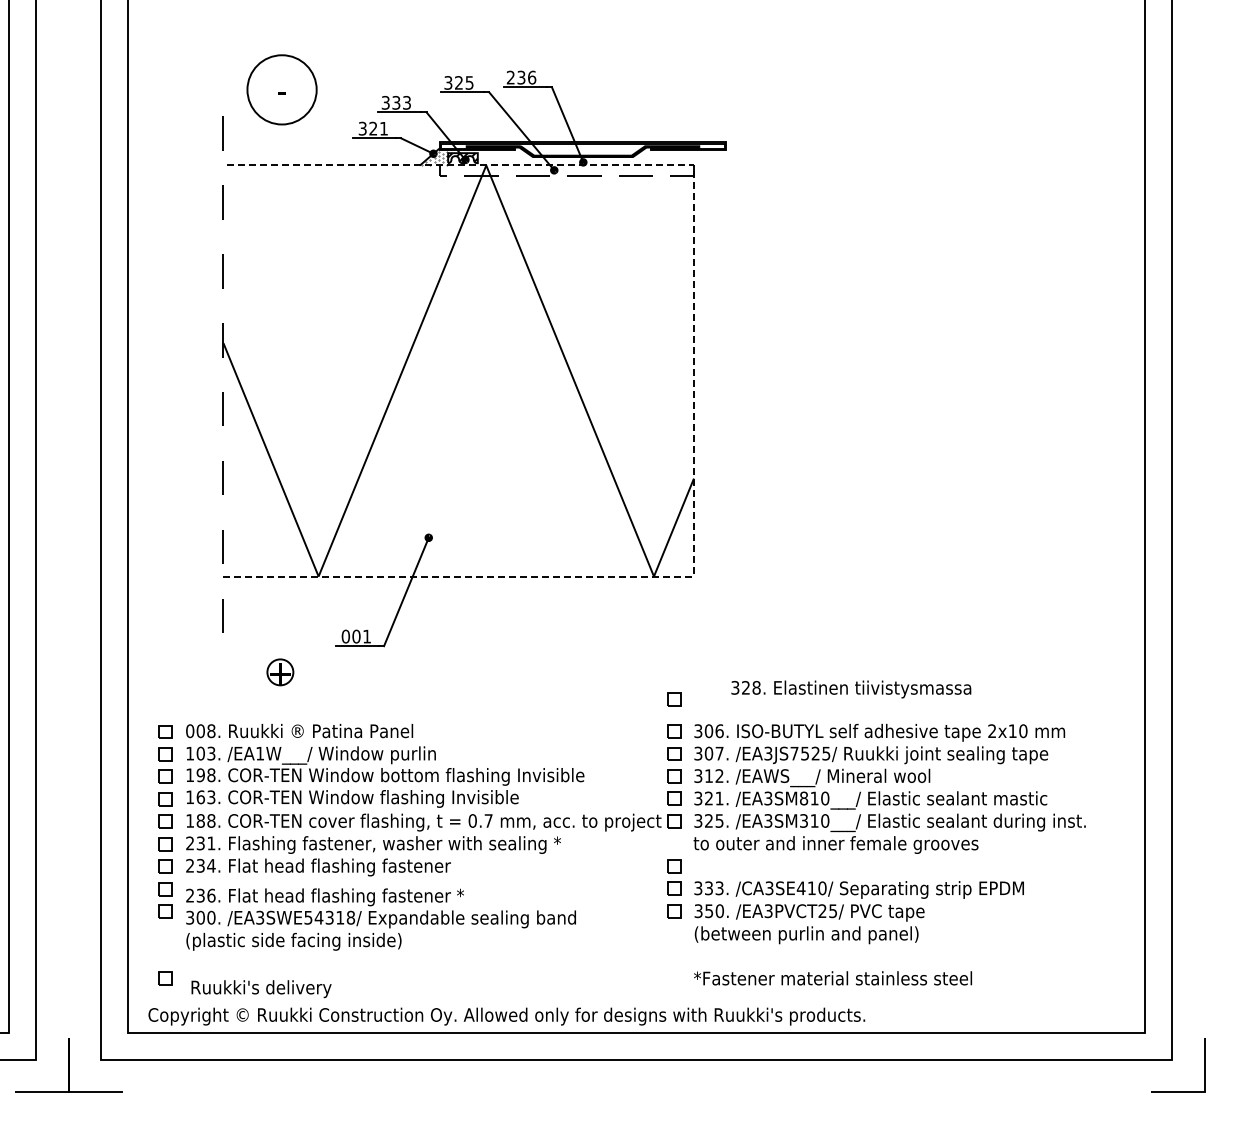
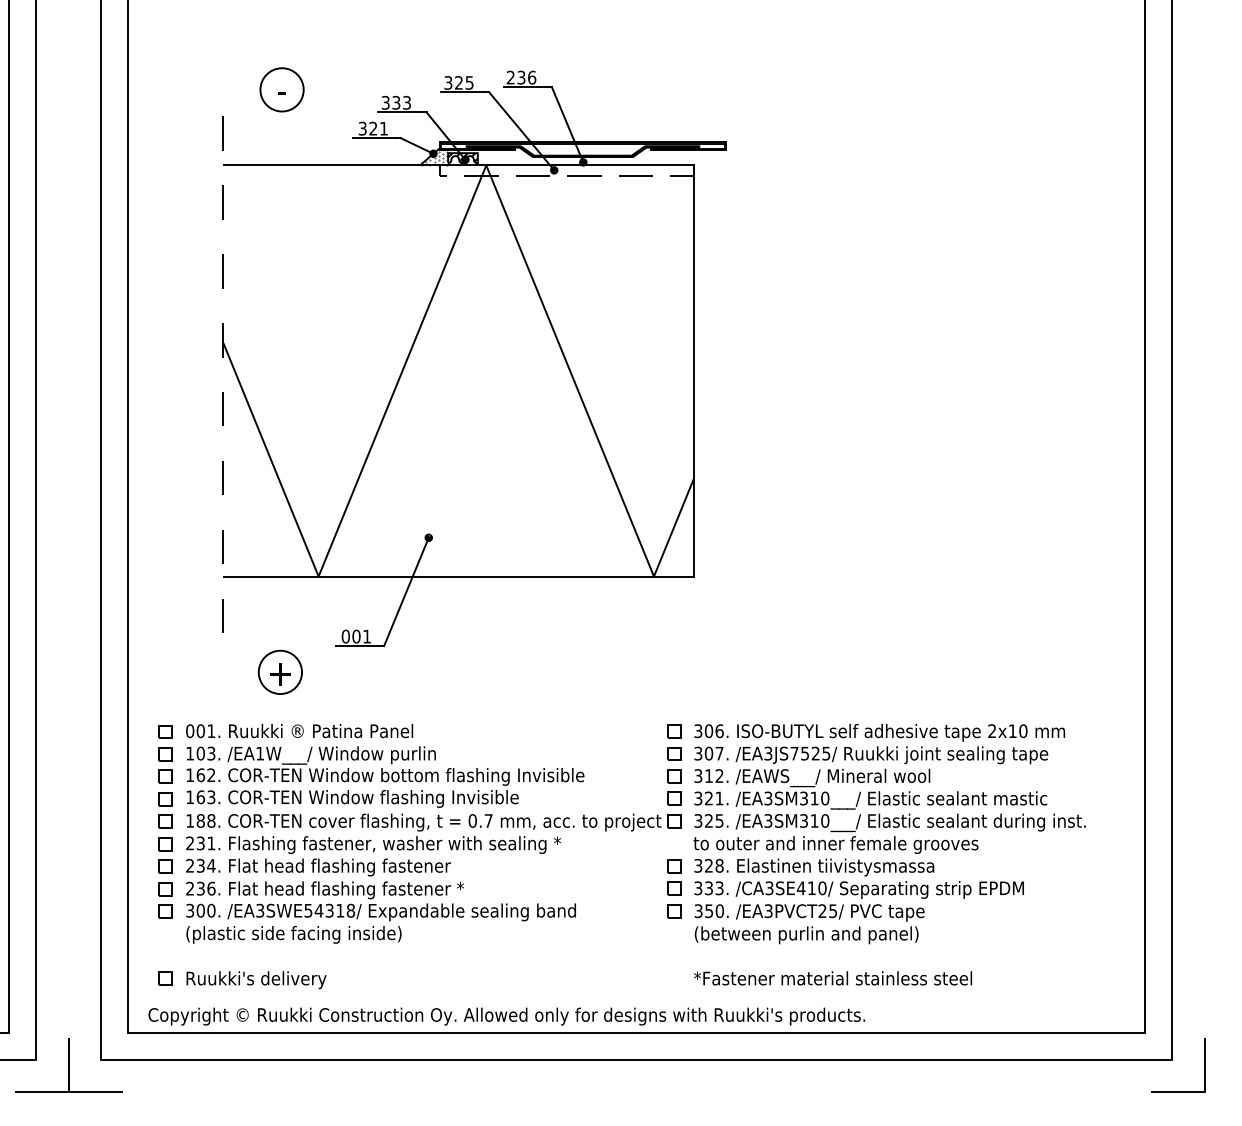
circle diameter: 69 px -> 43 px (281, 89)
line: dashed -> solid (693, 371)
circle diameter: 26 px -> 43 px (280, 672)
text position: (851, 689) -> (814, 867) (814, 867)
part: present -> none (674, 699)
text: 008. -> 001. (211, 731)
text: 198. -> 162. (205, 775)
text: /EA3SM810___/ -> /EA3SM310___/ (804, 798)
text position: (380, 919) -> (380, 912) (380, 912)
text position: (261, 989) -> (256, 980) (256, 980)
